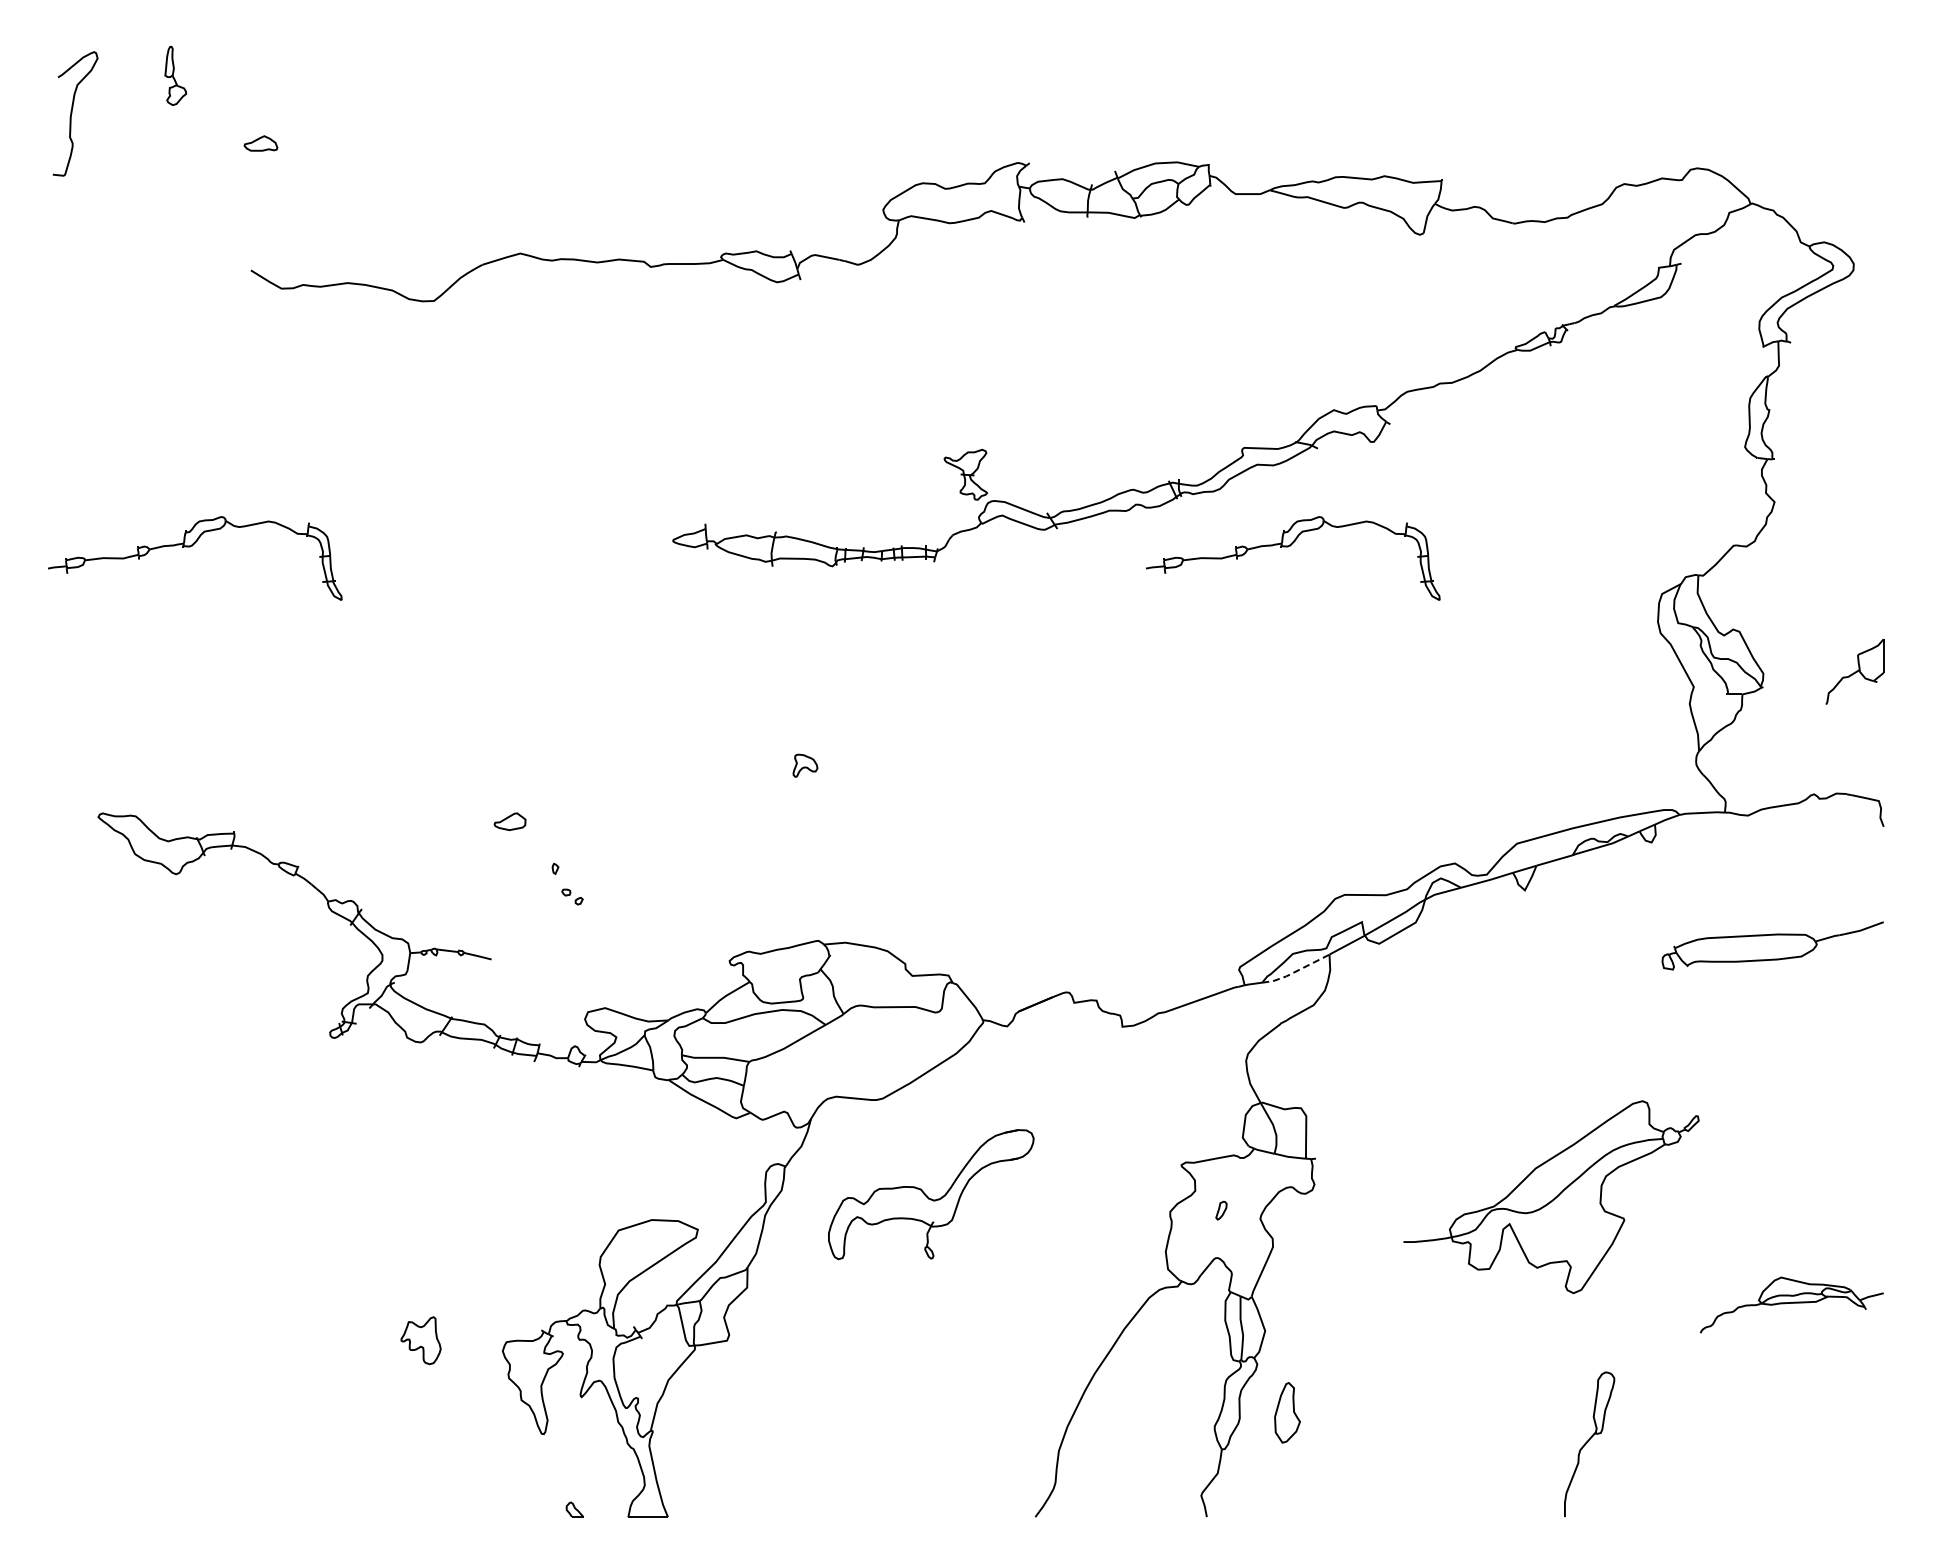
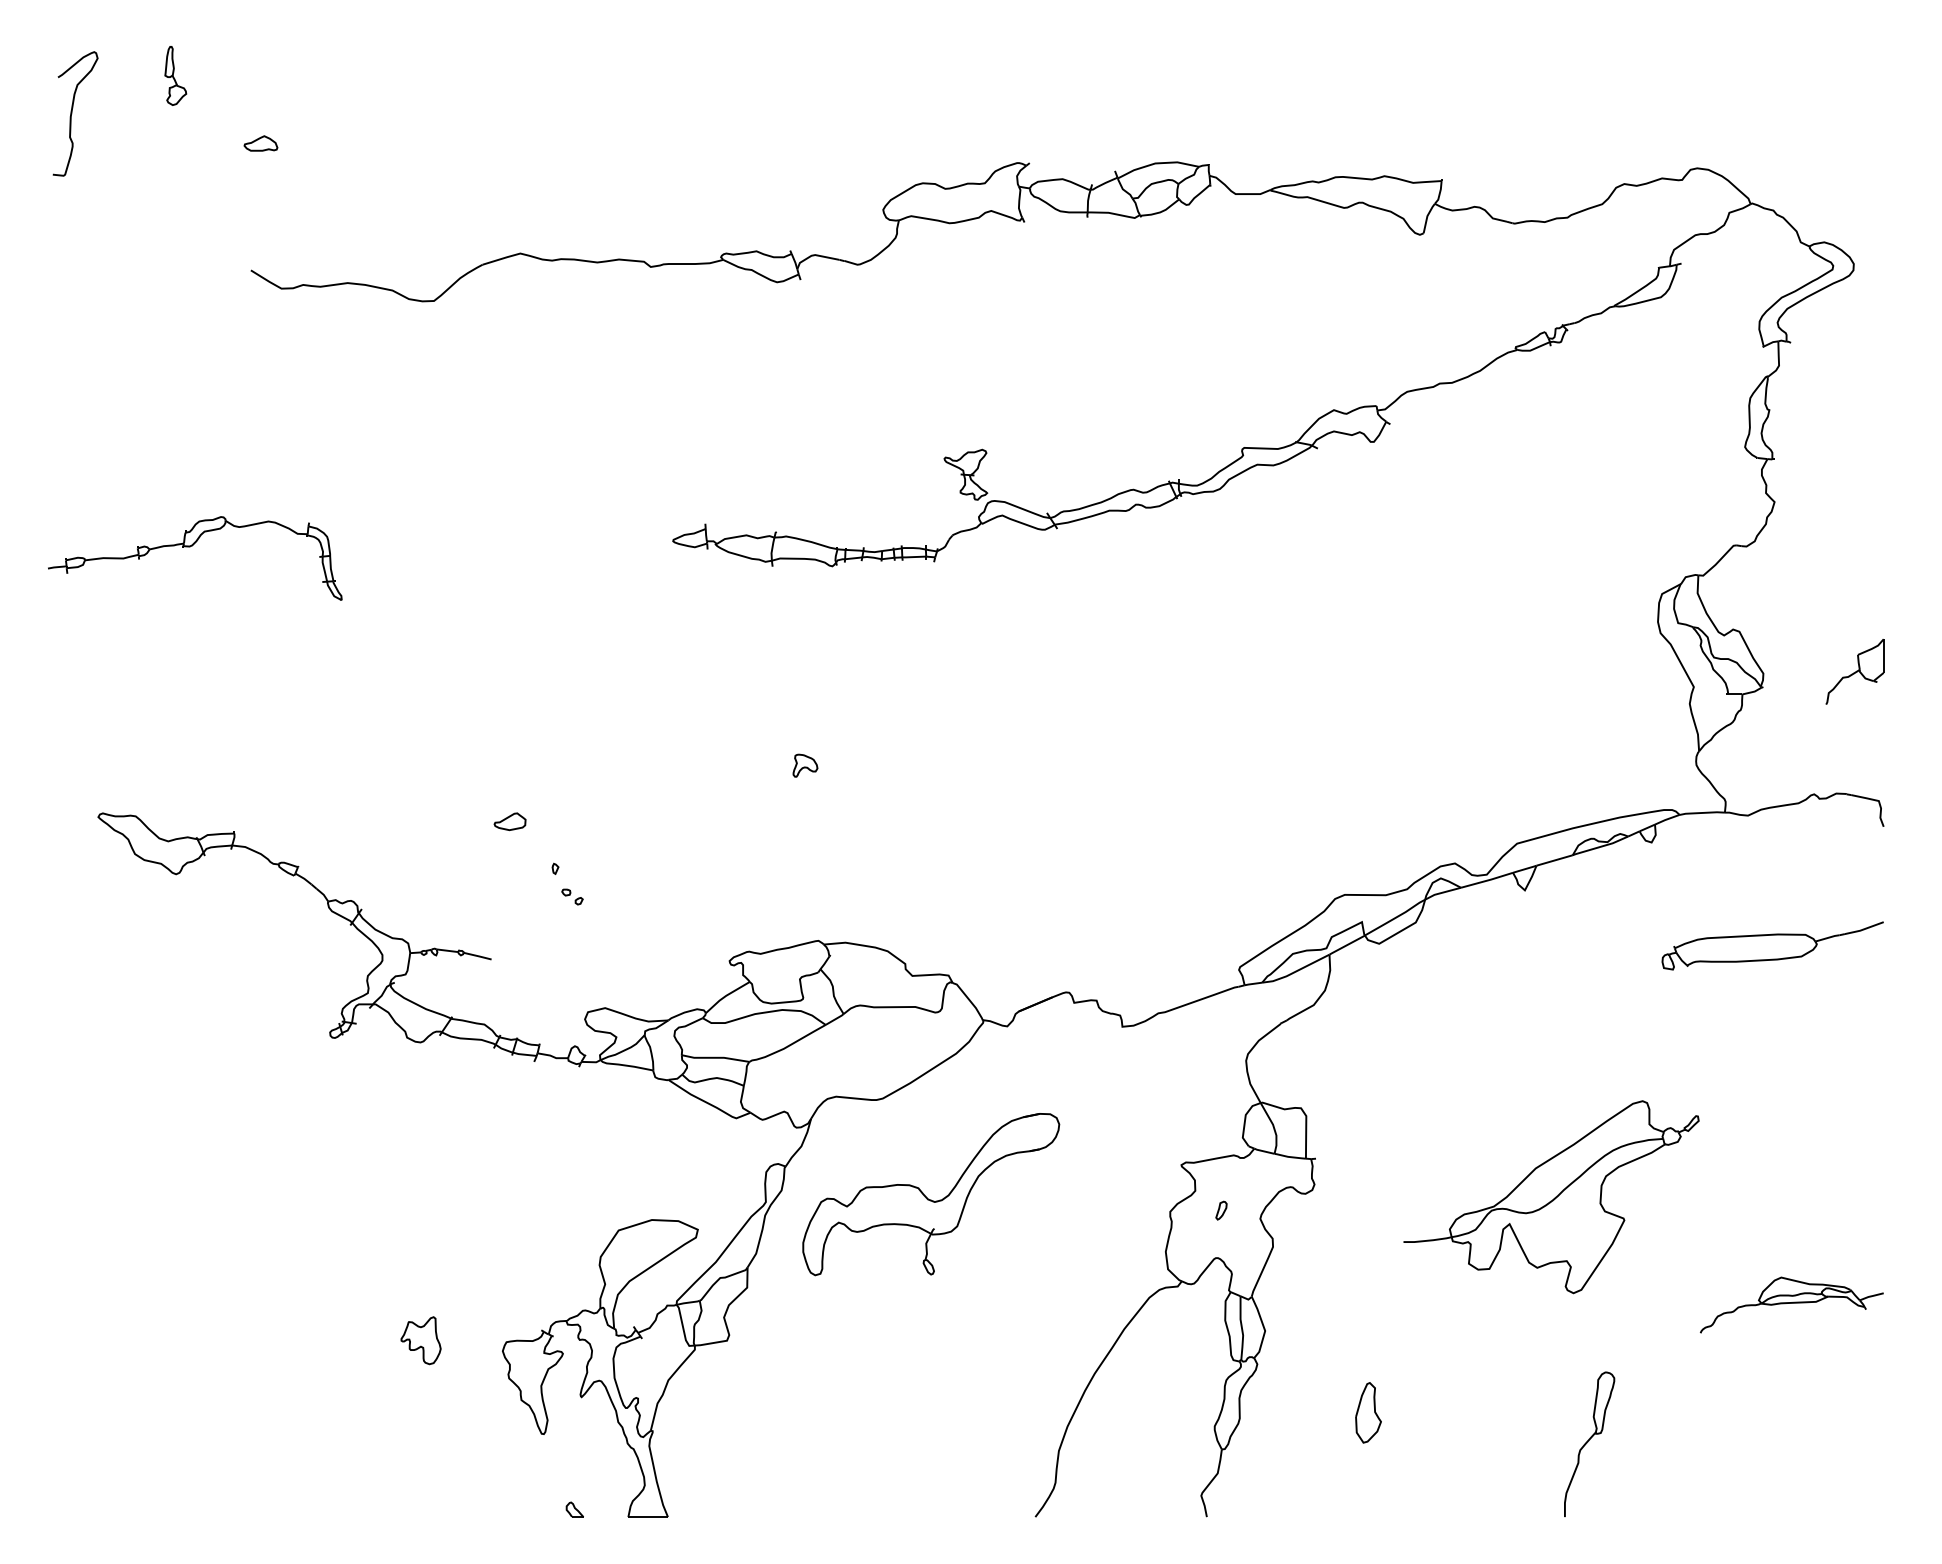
part: present -> none (1288, 547)
line: dashed -> solid (1296, 971)
part size: 207x132 px -> 259x164 px (931, 1194)
part position: (1287, 1412) -> (1368, 1412) (1368, 1412)
